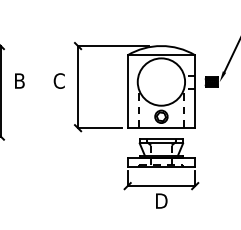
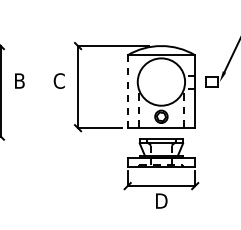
hatch: present -> none (211, 82)
line: solid -> dashed (127, 92)
